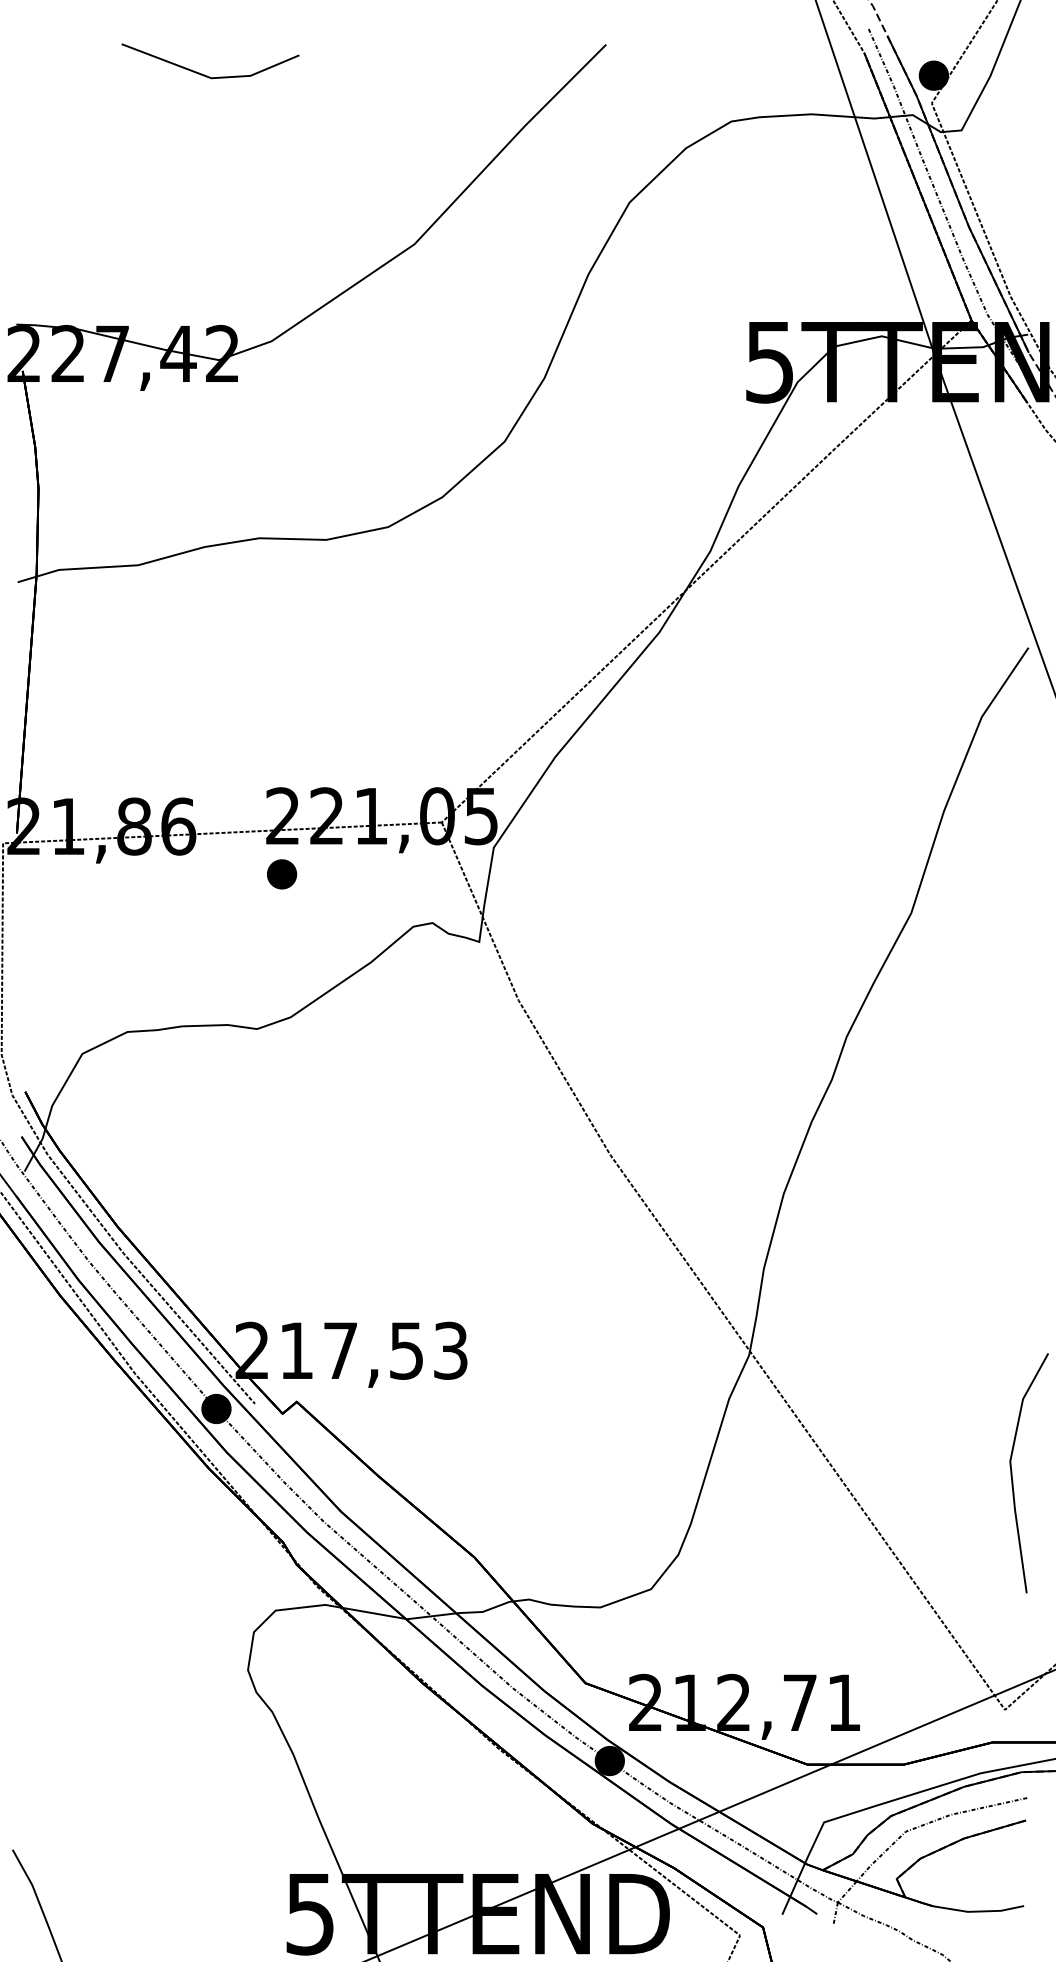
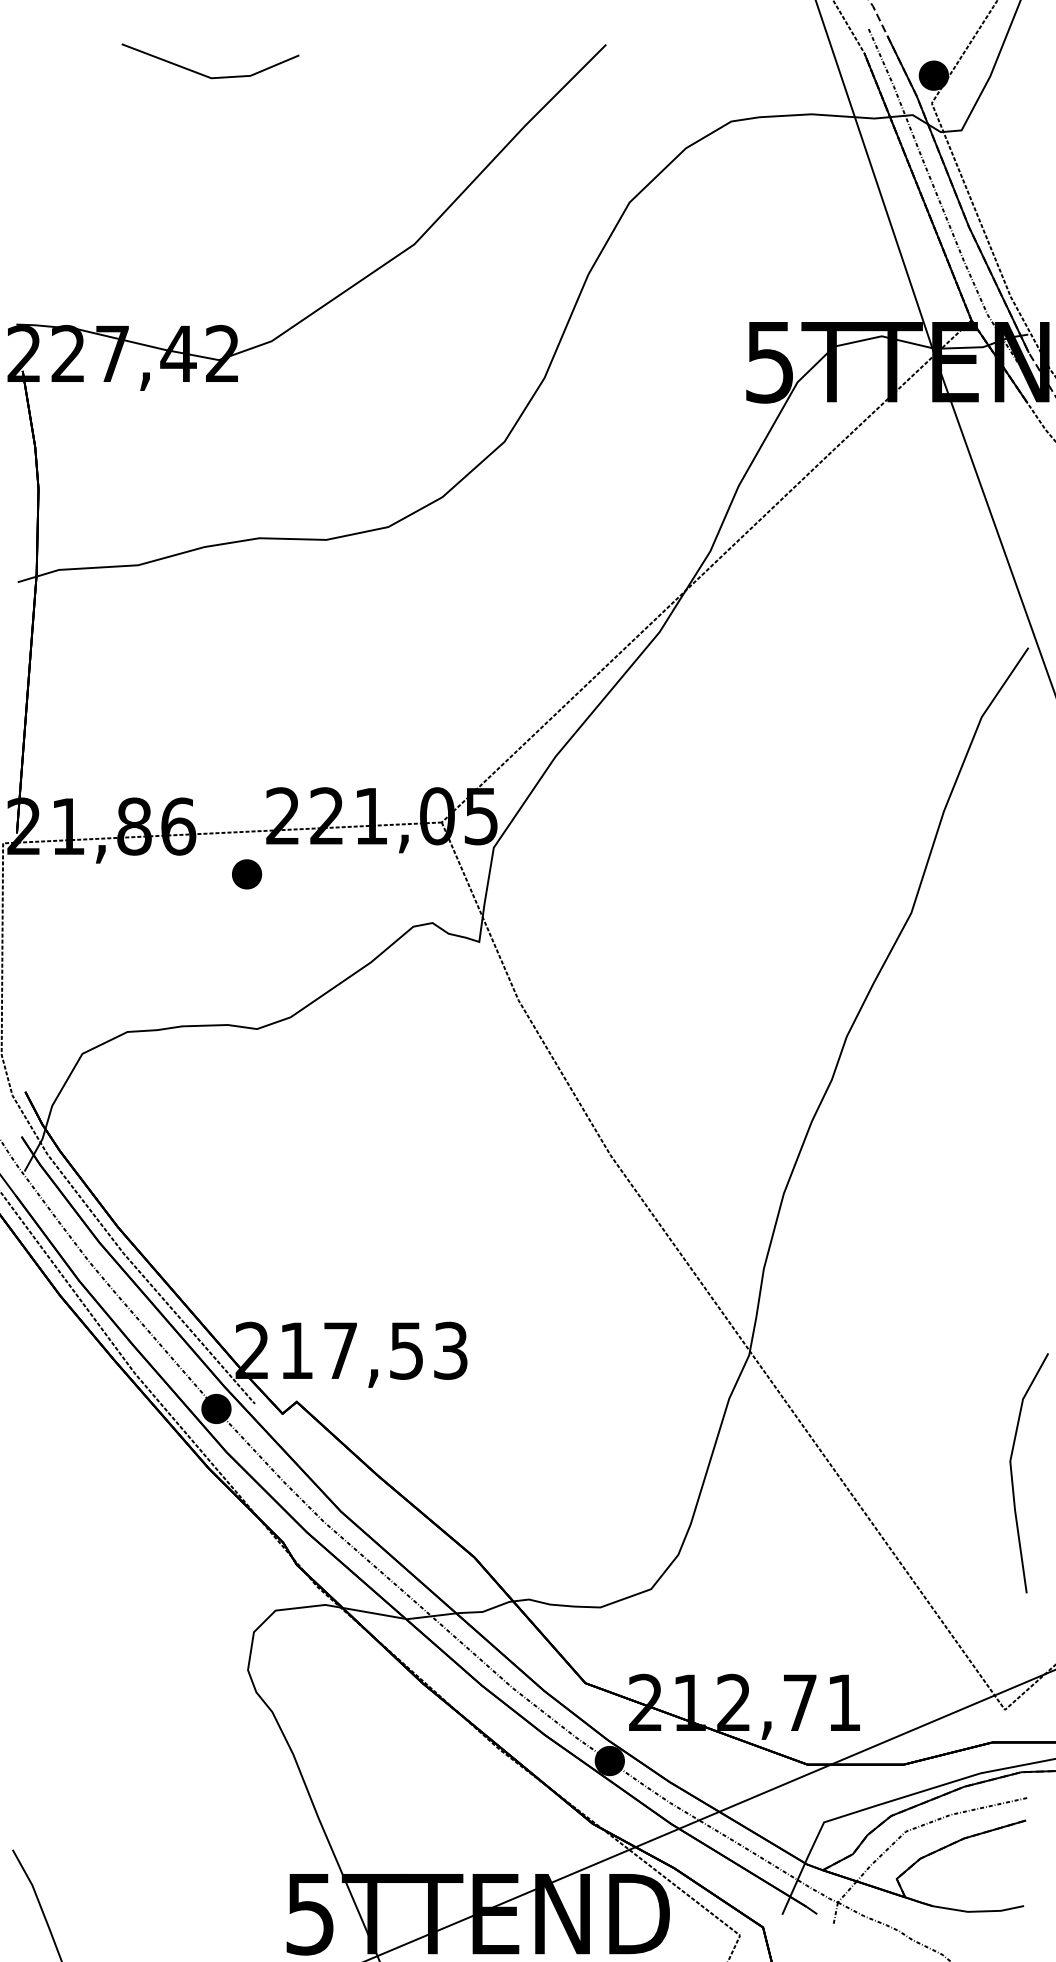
part position: (282, 874) -> (247, 874) (247, 874)
